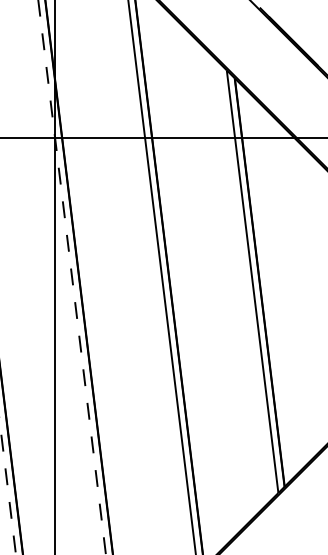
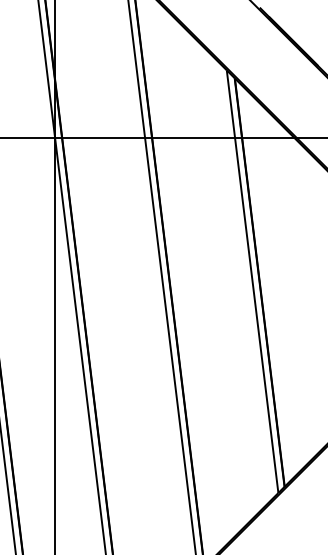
line: dashed -> solid (72, 277)
line: dashed -> solid (8, 489)
